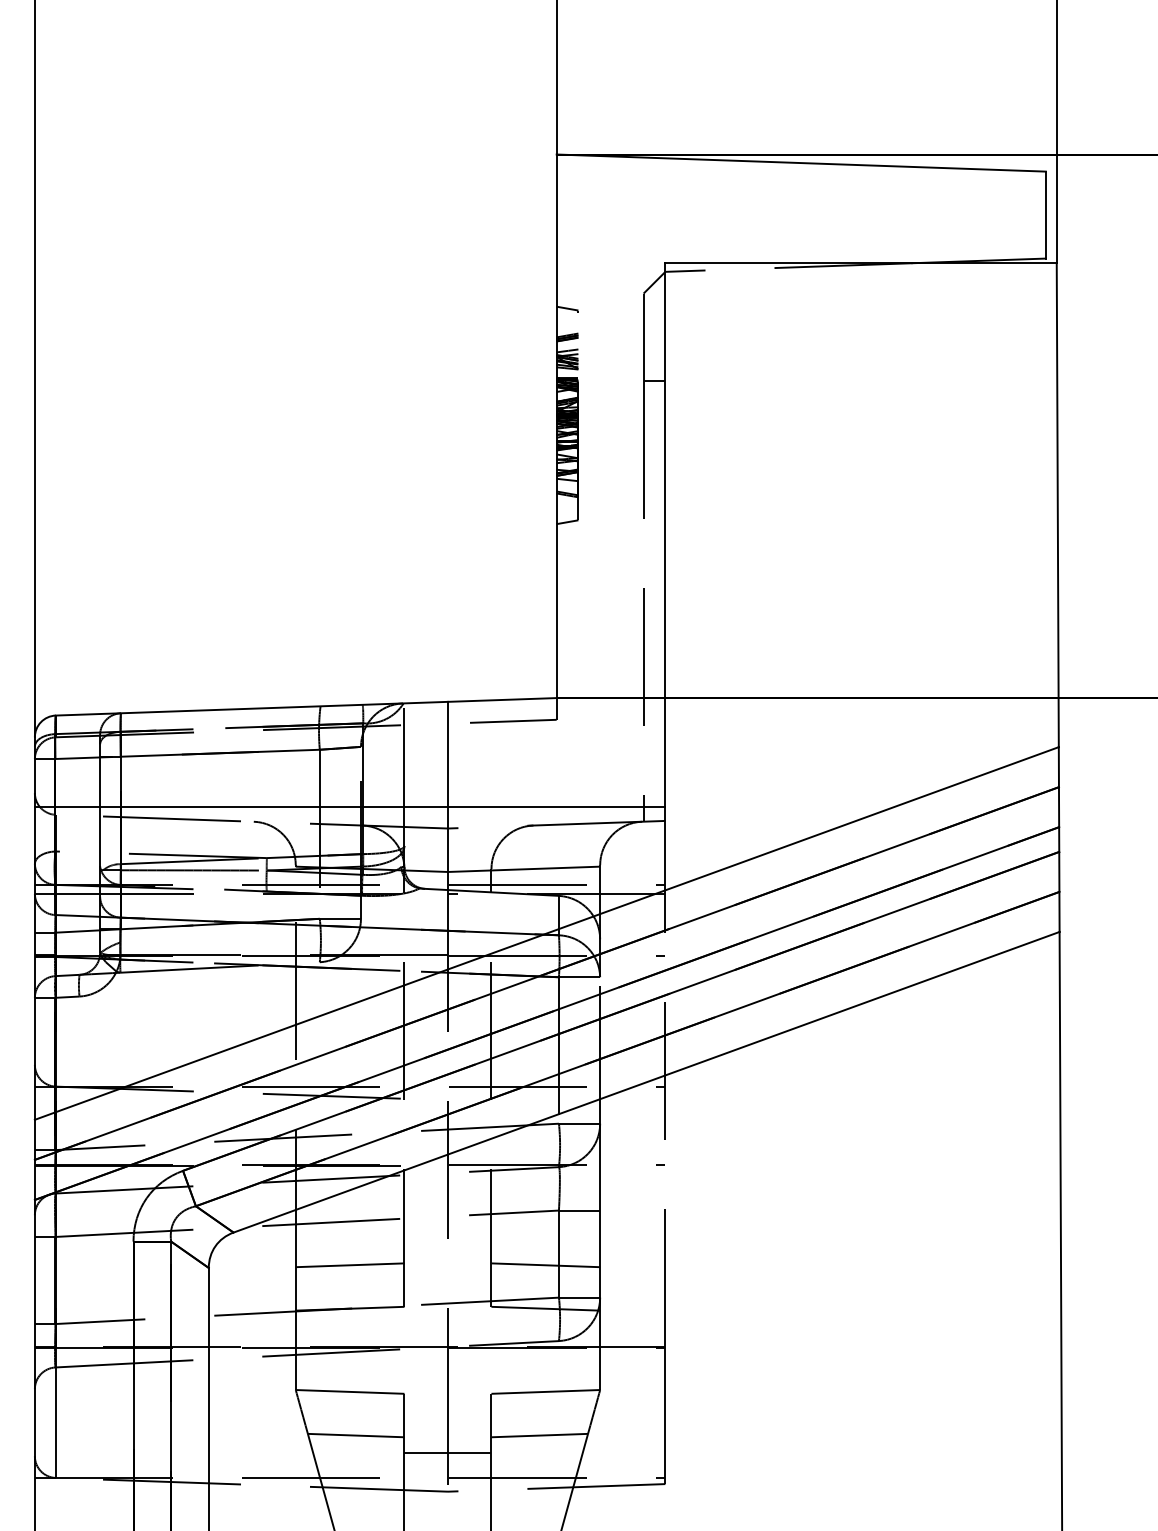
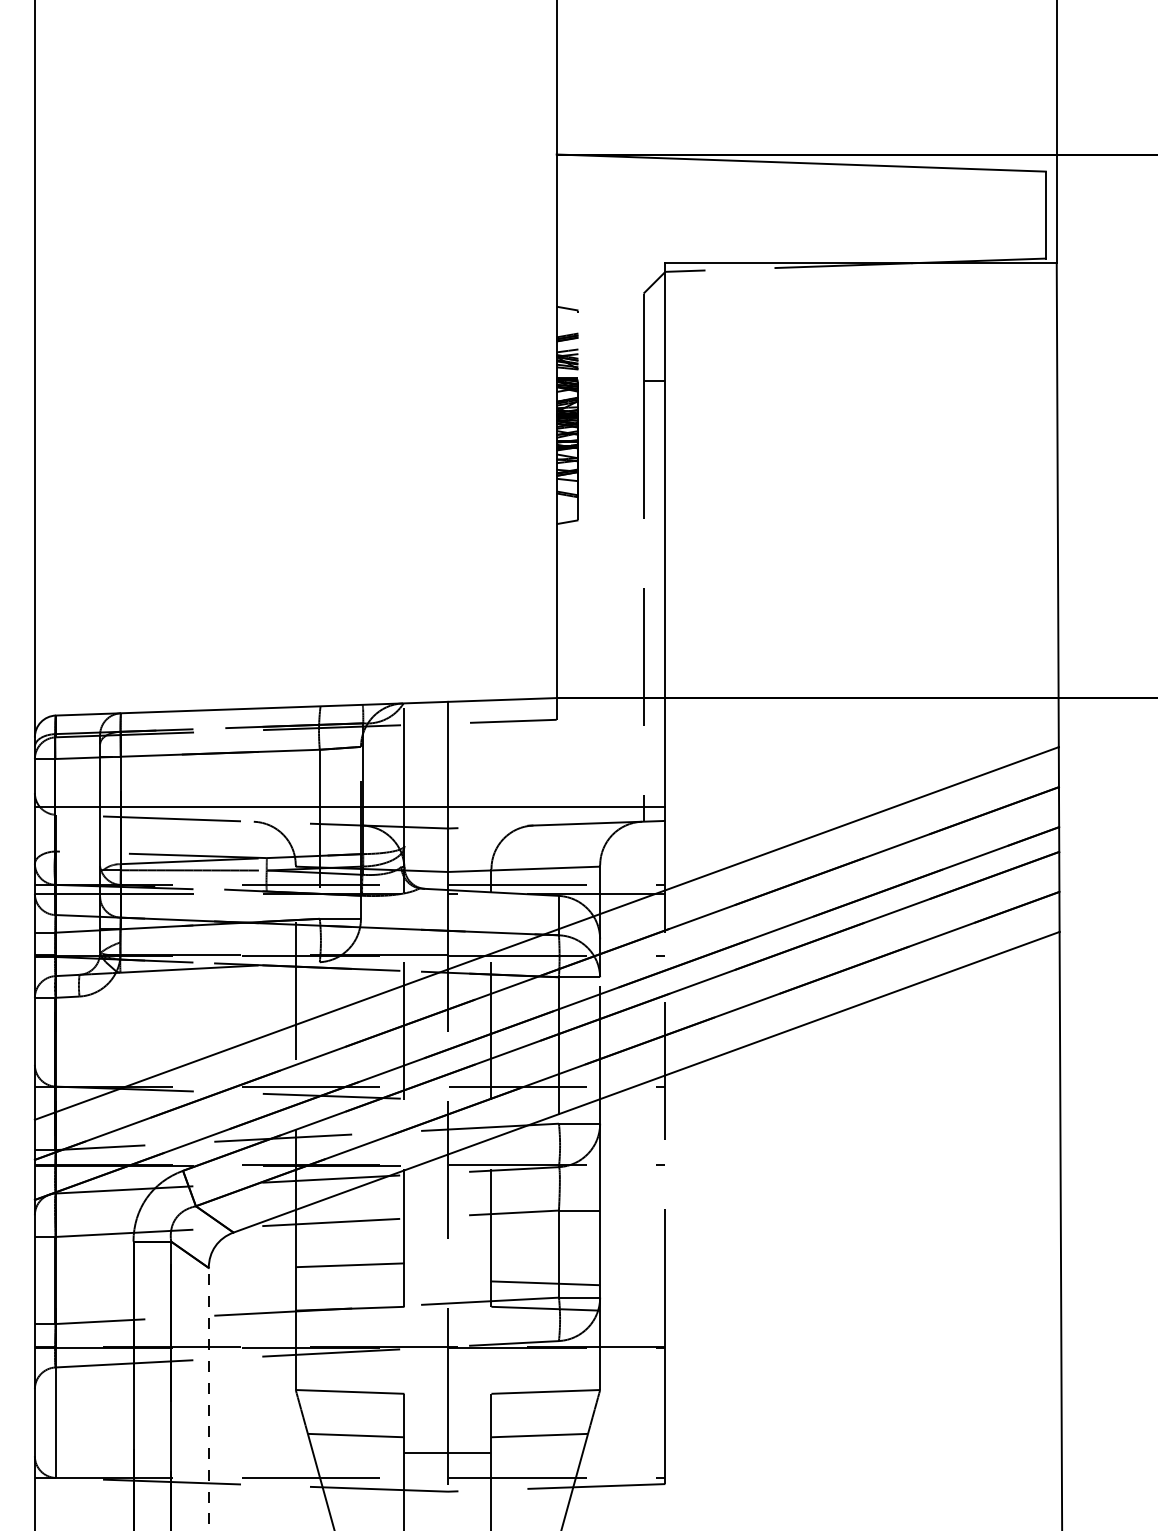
line position: (545, 1265) -> (544, 1283) (544, 1283)
line: solid -> dashed (208, 1398)
